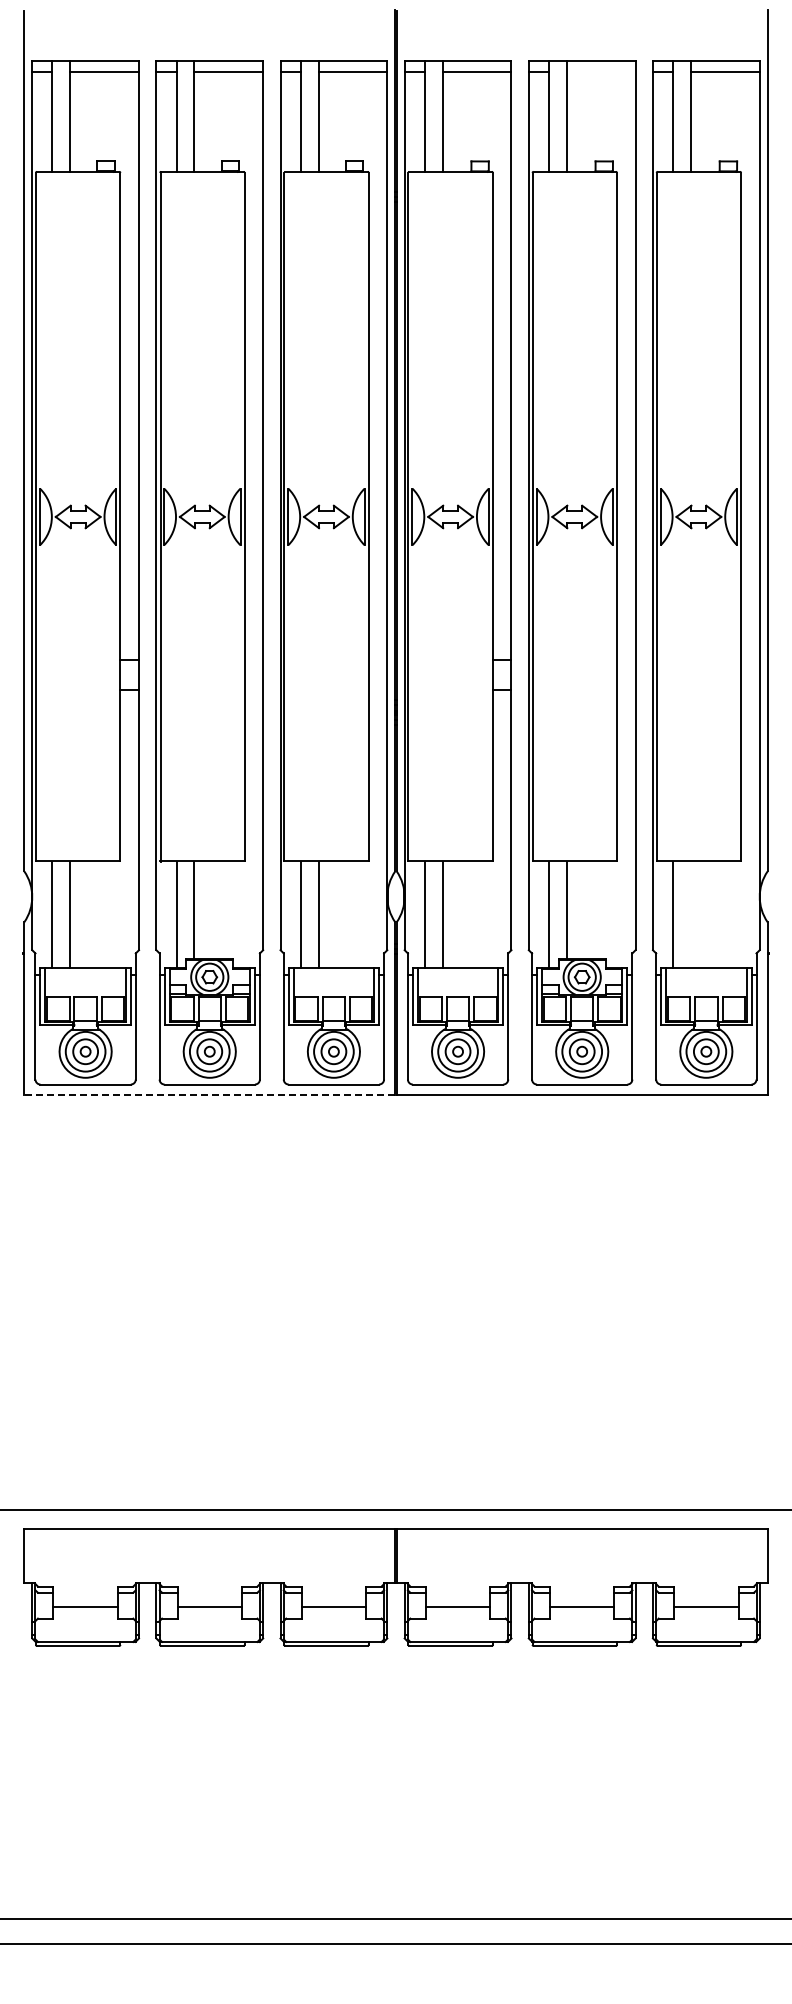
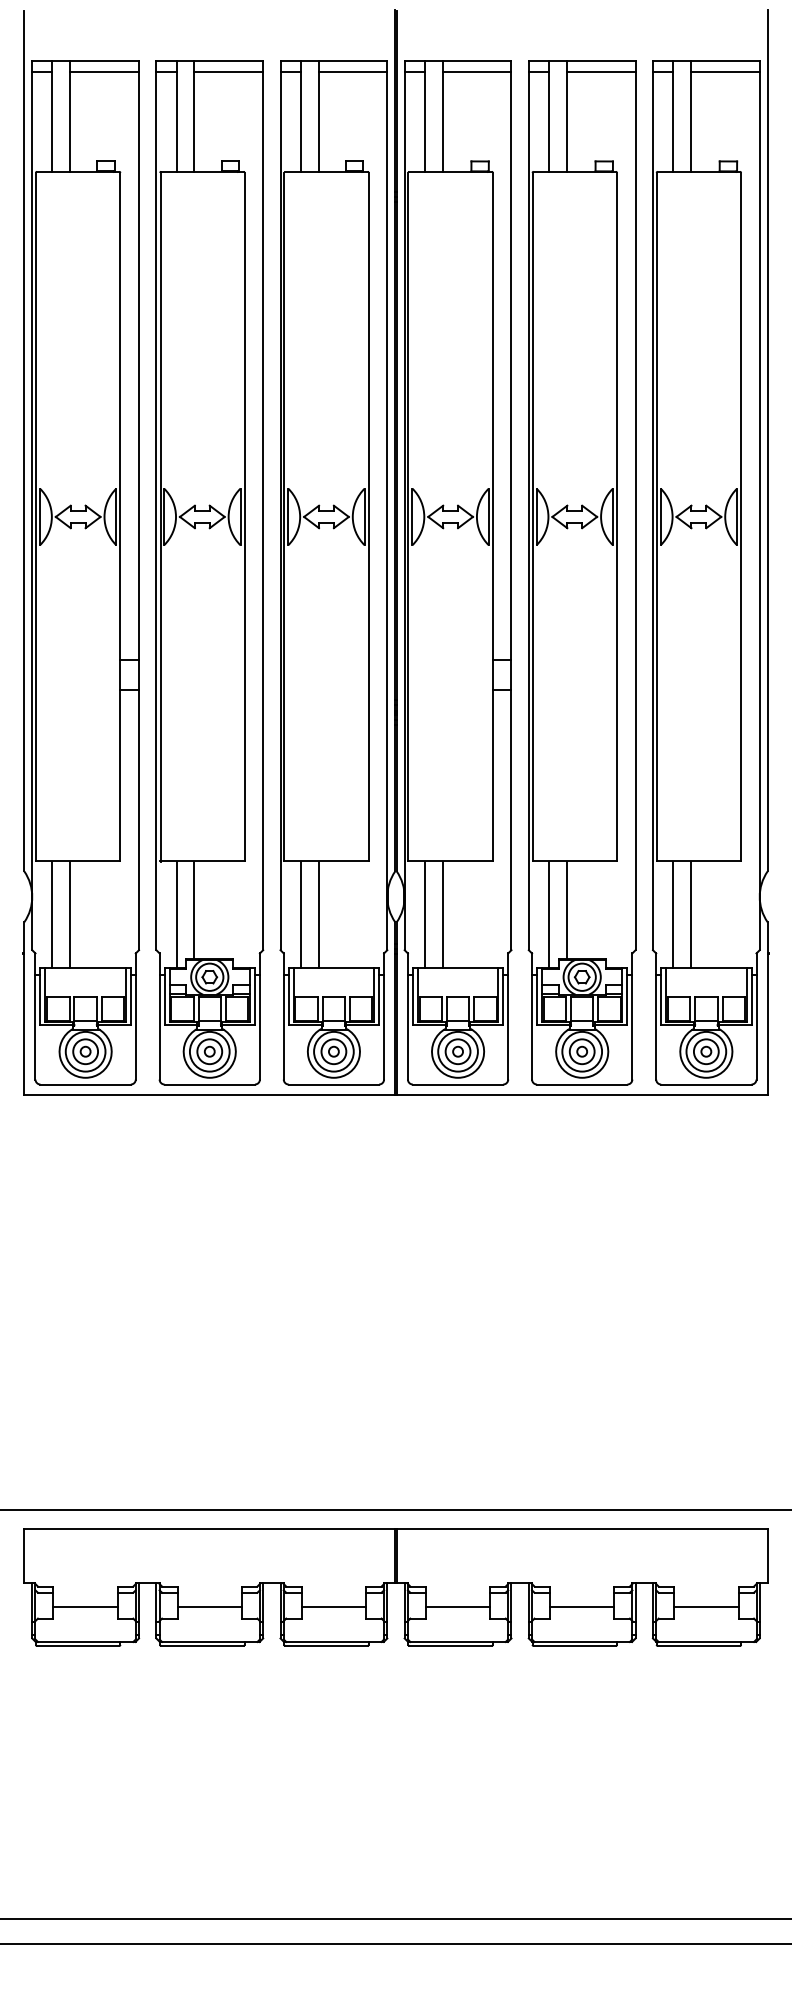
line: none -> present (600, 72)
line: none -> present (690, 915)
line: dashed -> solid (209, 1095)
